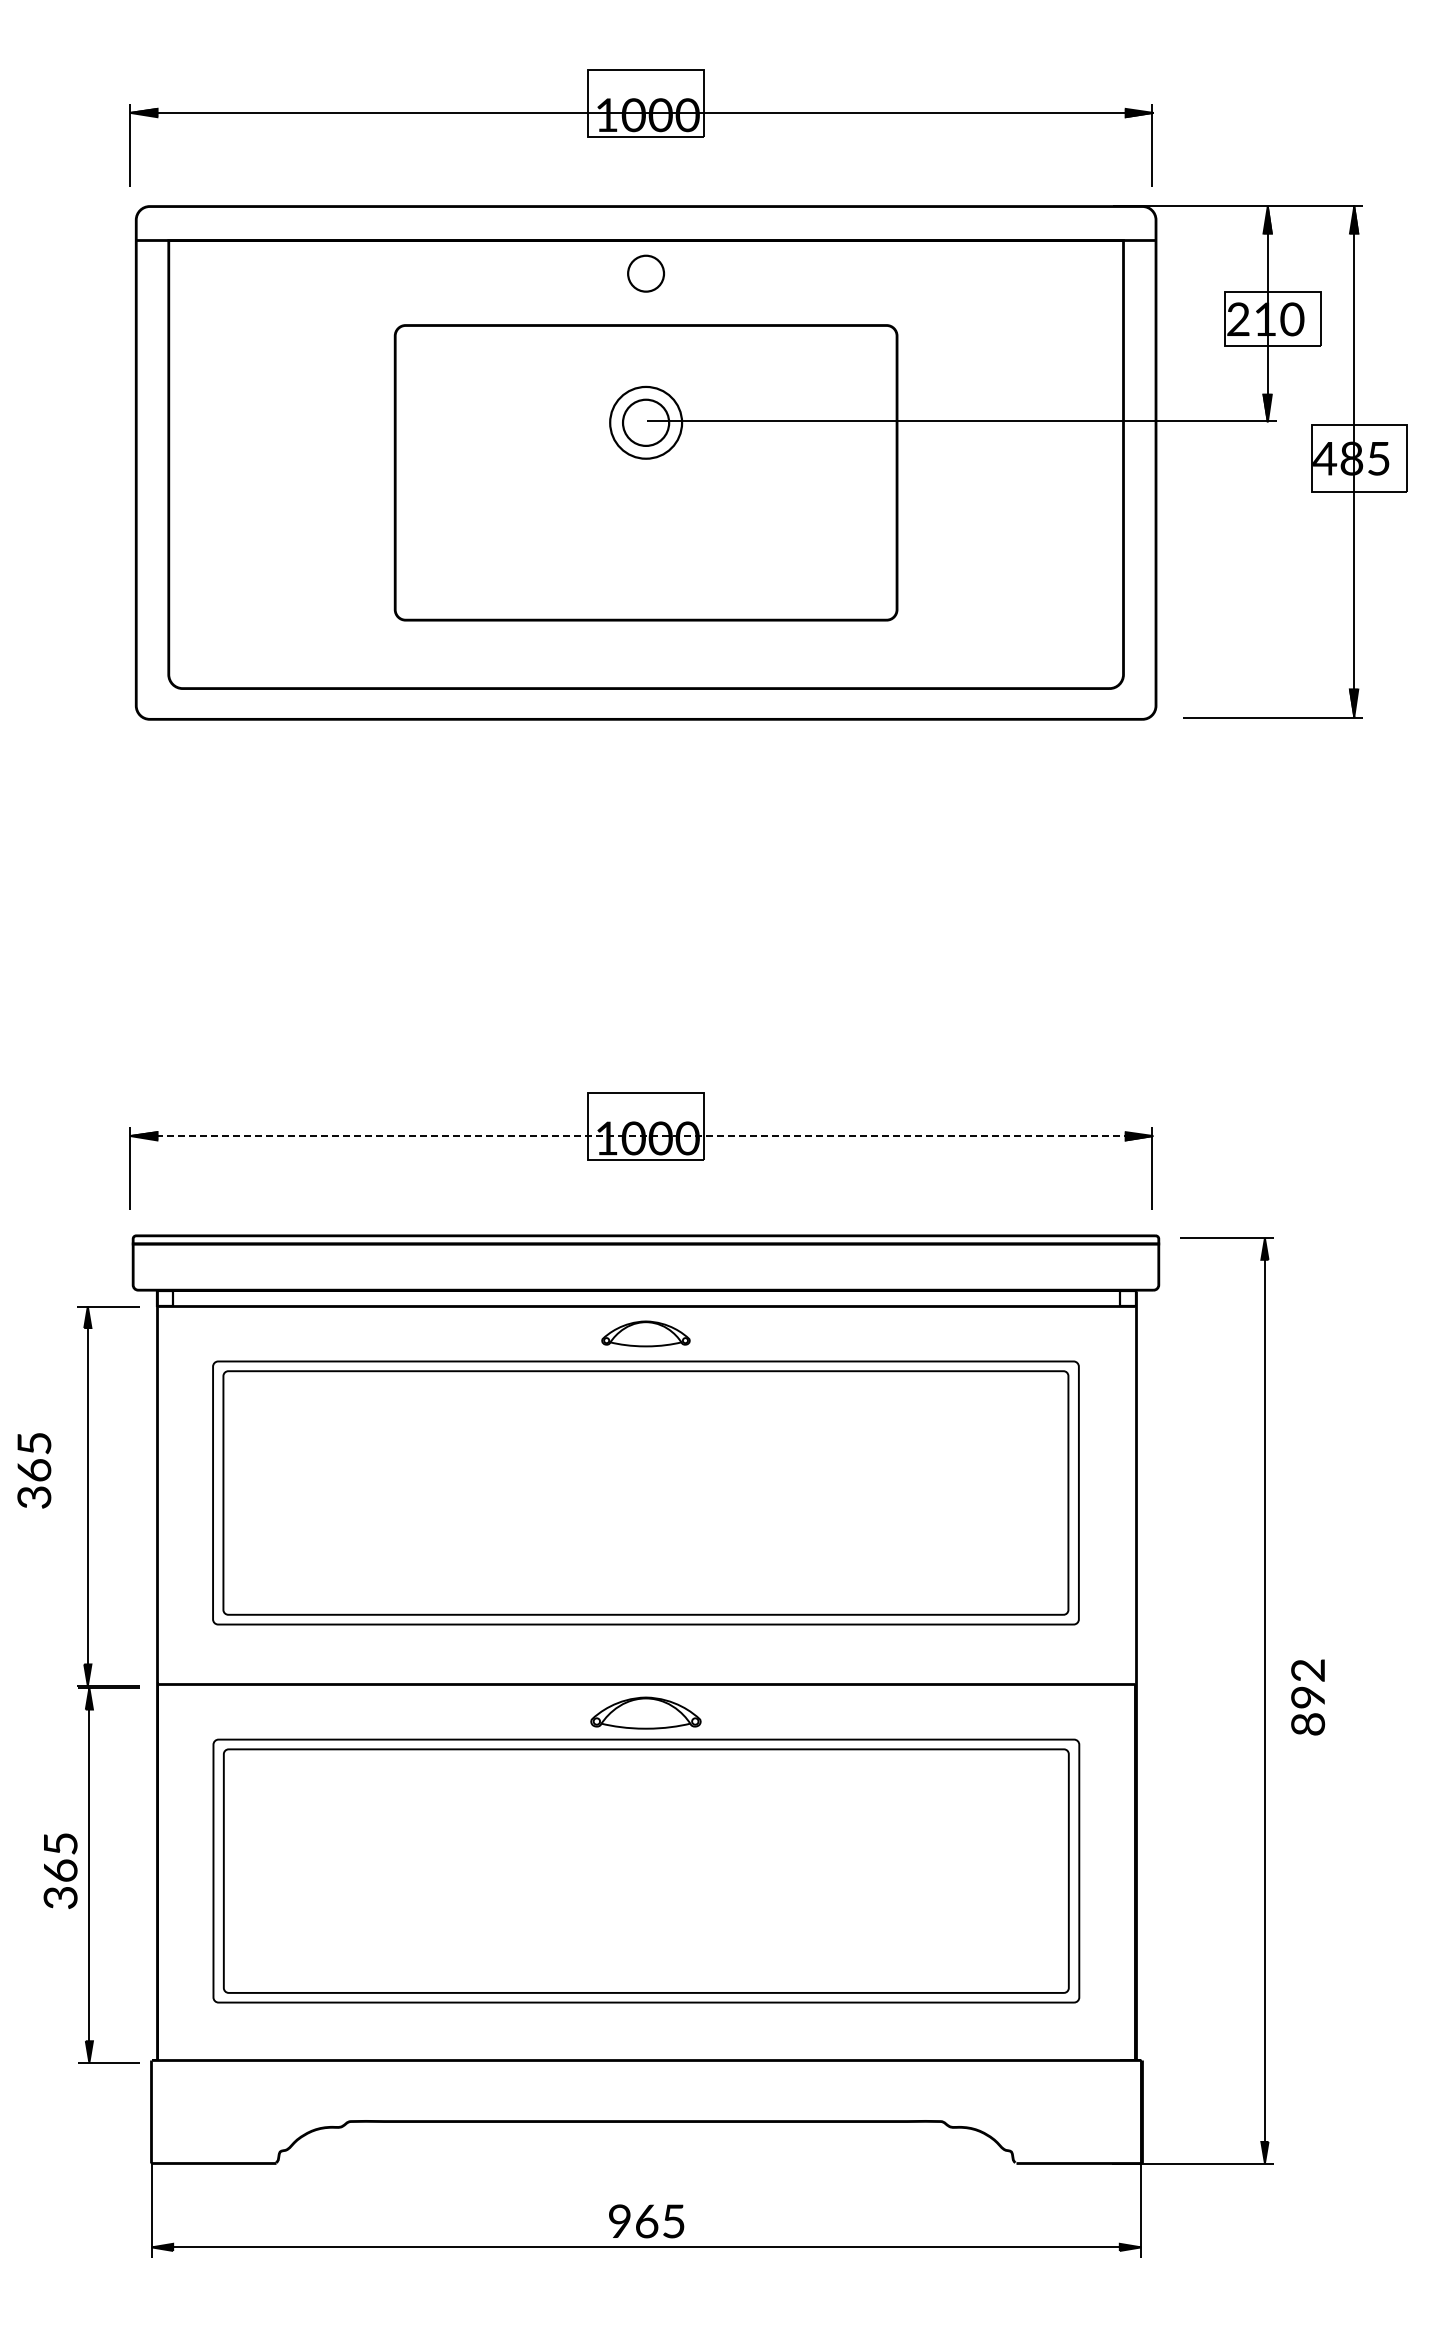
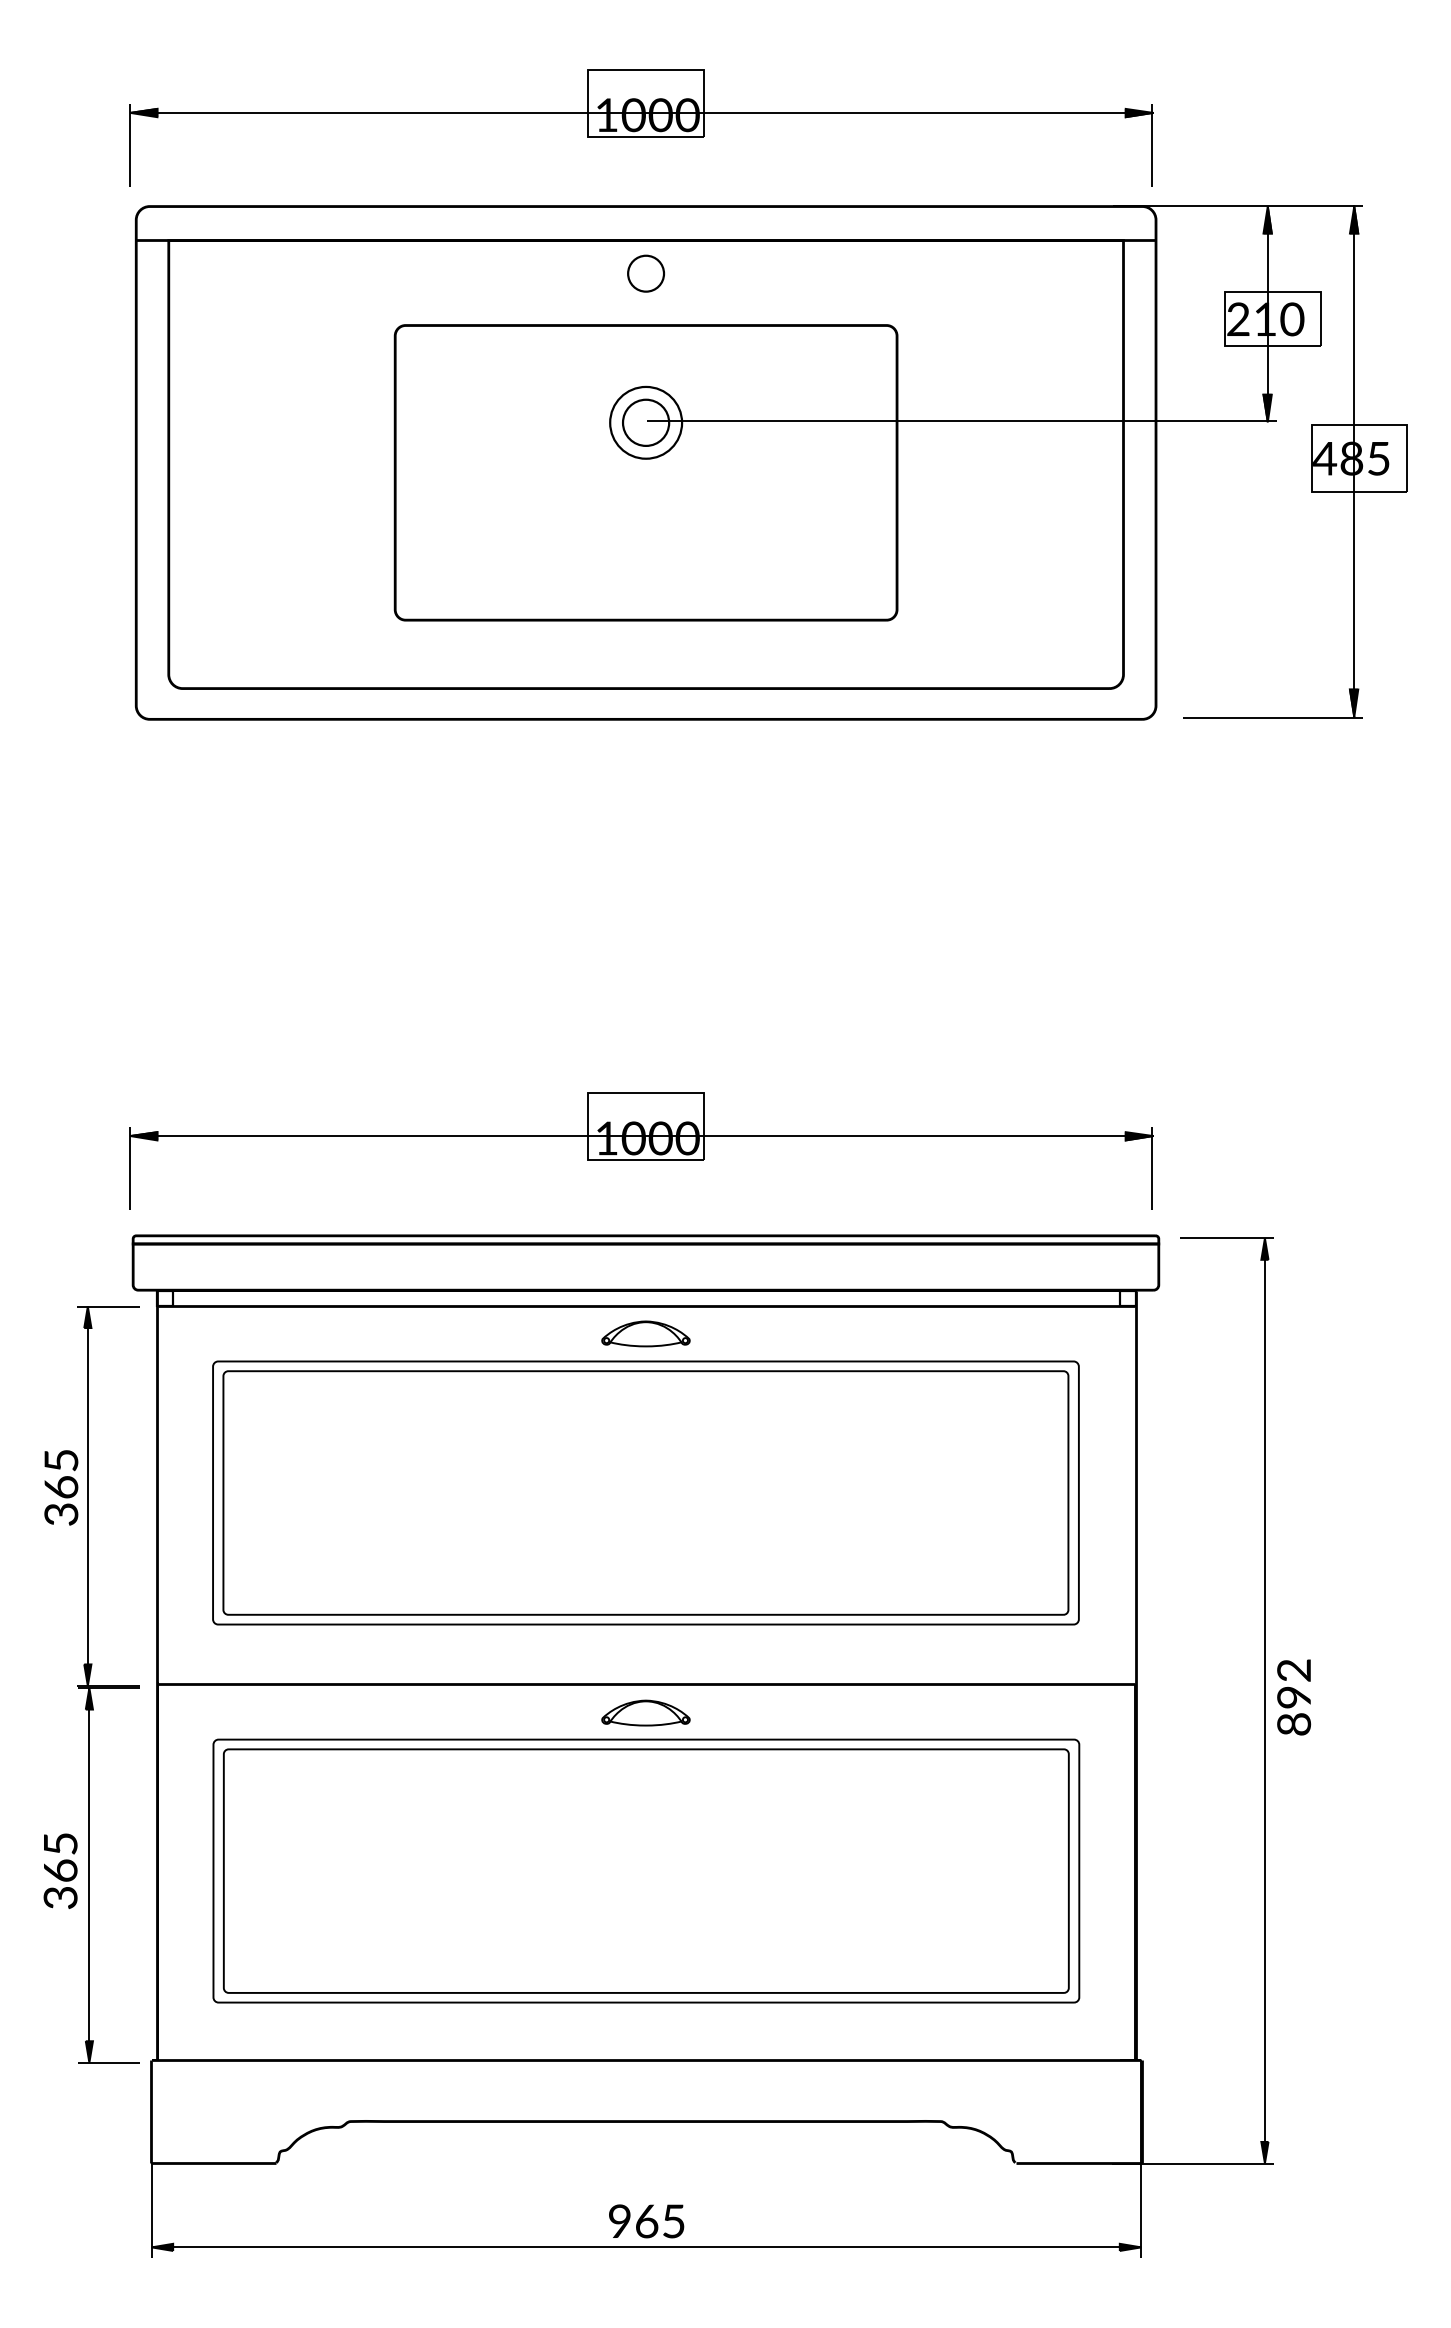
line: dashed -> solid (644, 1136)
text position: (34, 1470) -> (61, 1487) (61, 1487)
text position: (1308, 1697) -> (1294, 1697) (1294, 1697)
part size: 112x34 px -> 90x28 px (645, 1712)
